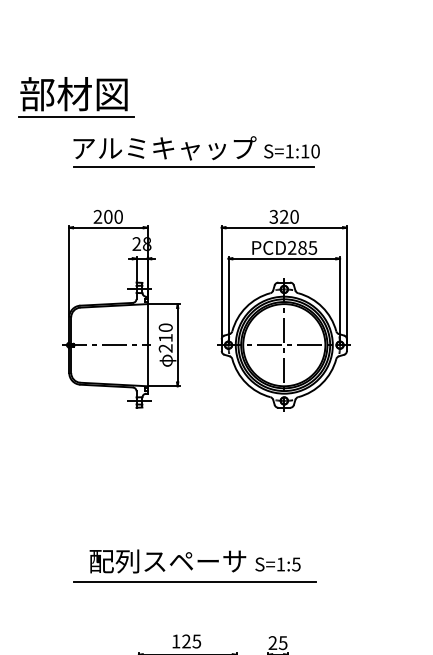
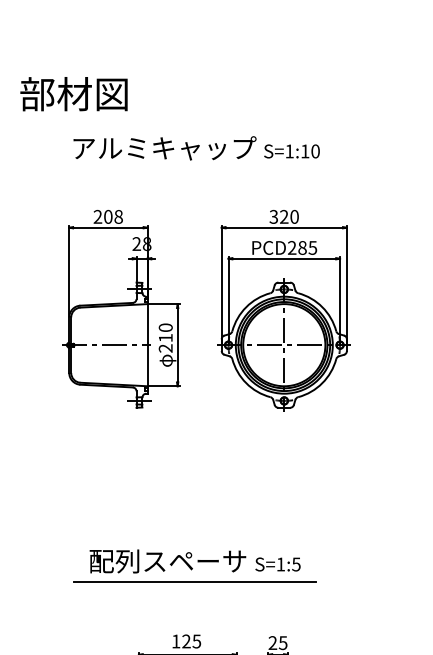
line: present -> none (75, 117)
line: present -> none (193, 167)
text: 200 -> 208 (118, 216)
